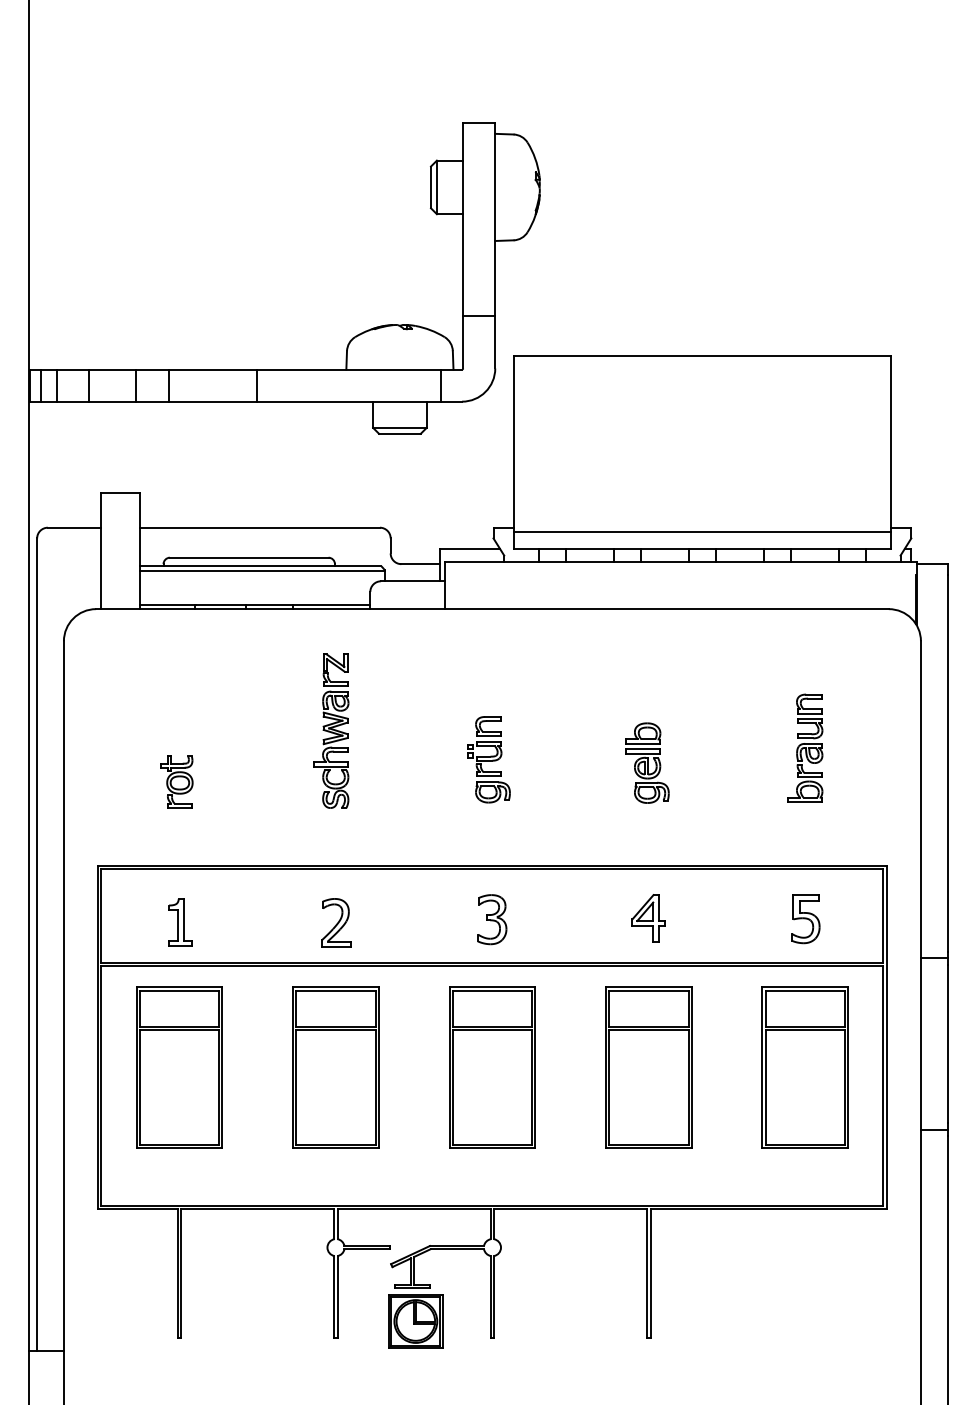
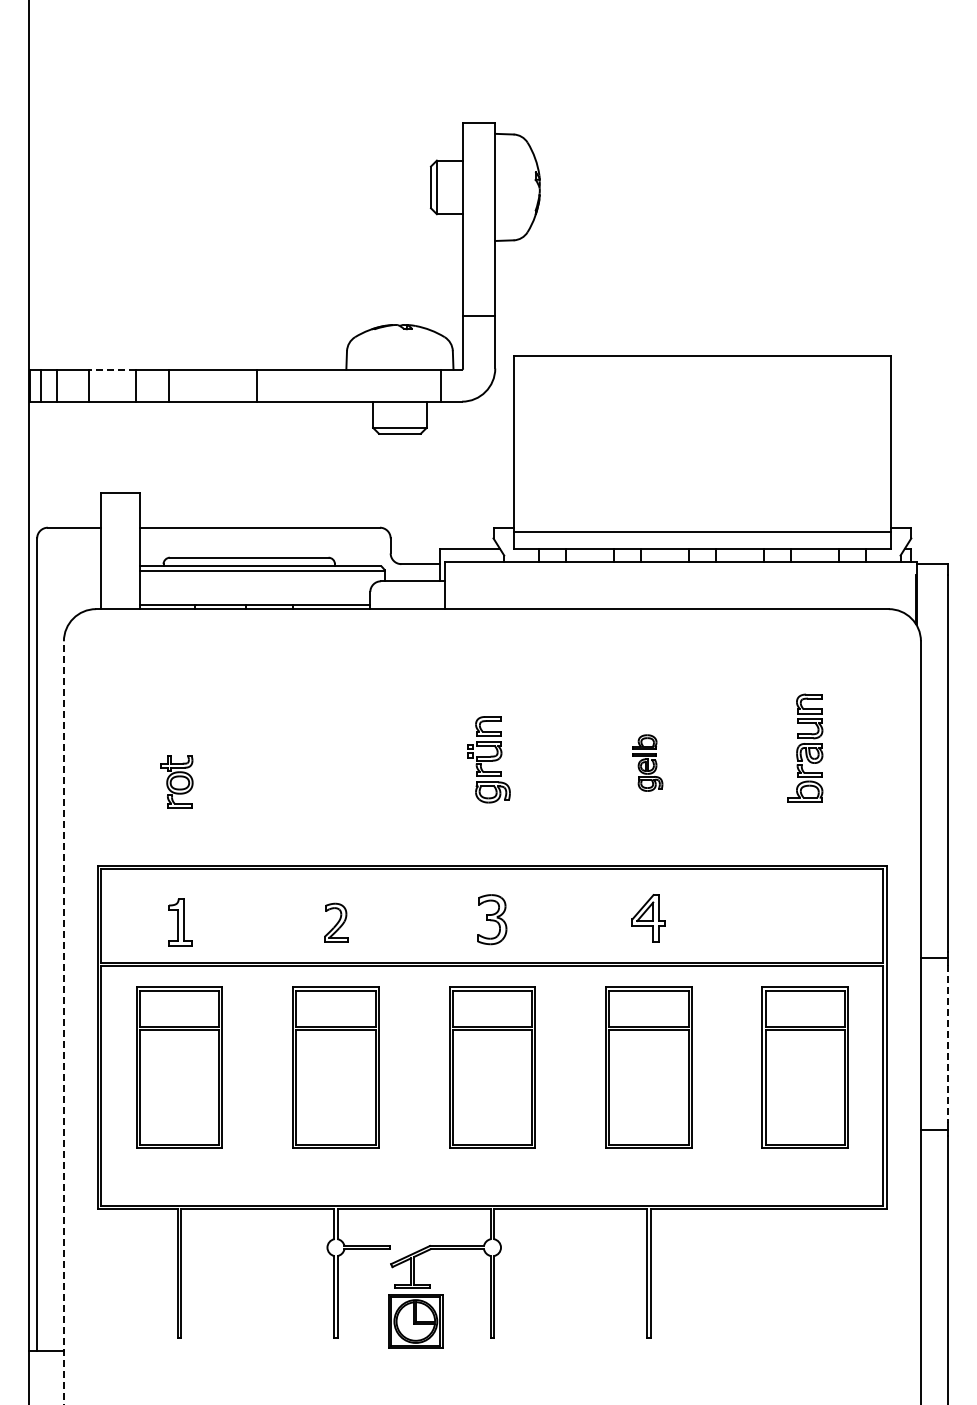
line: solid -> dashed (112, 369)
part: present -> none (331, 730)
part size: 45x82 px -> 32x58 px (647, 762)
part: present -> none (805, 919)
part size: 31x50 px -> 25x41 px (336, 922)
line: solid -> dashed (63, 1022)
line: solid -> dashed (947, 1044)
